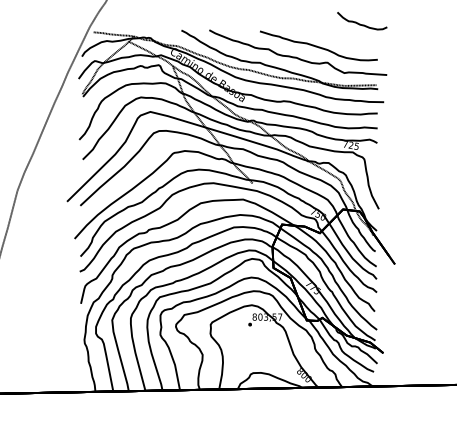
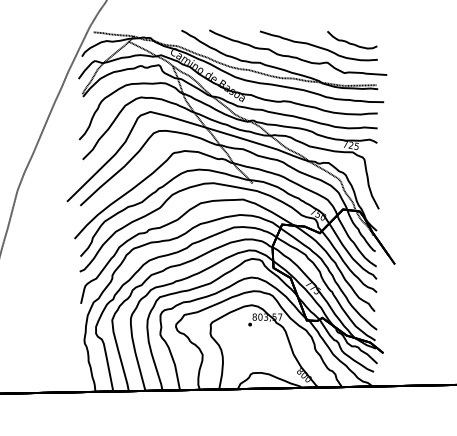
part position: (362, 21) -> (352, 40) (352, 40)
